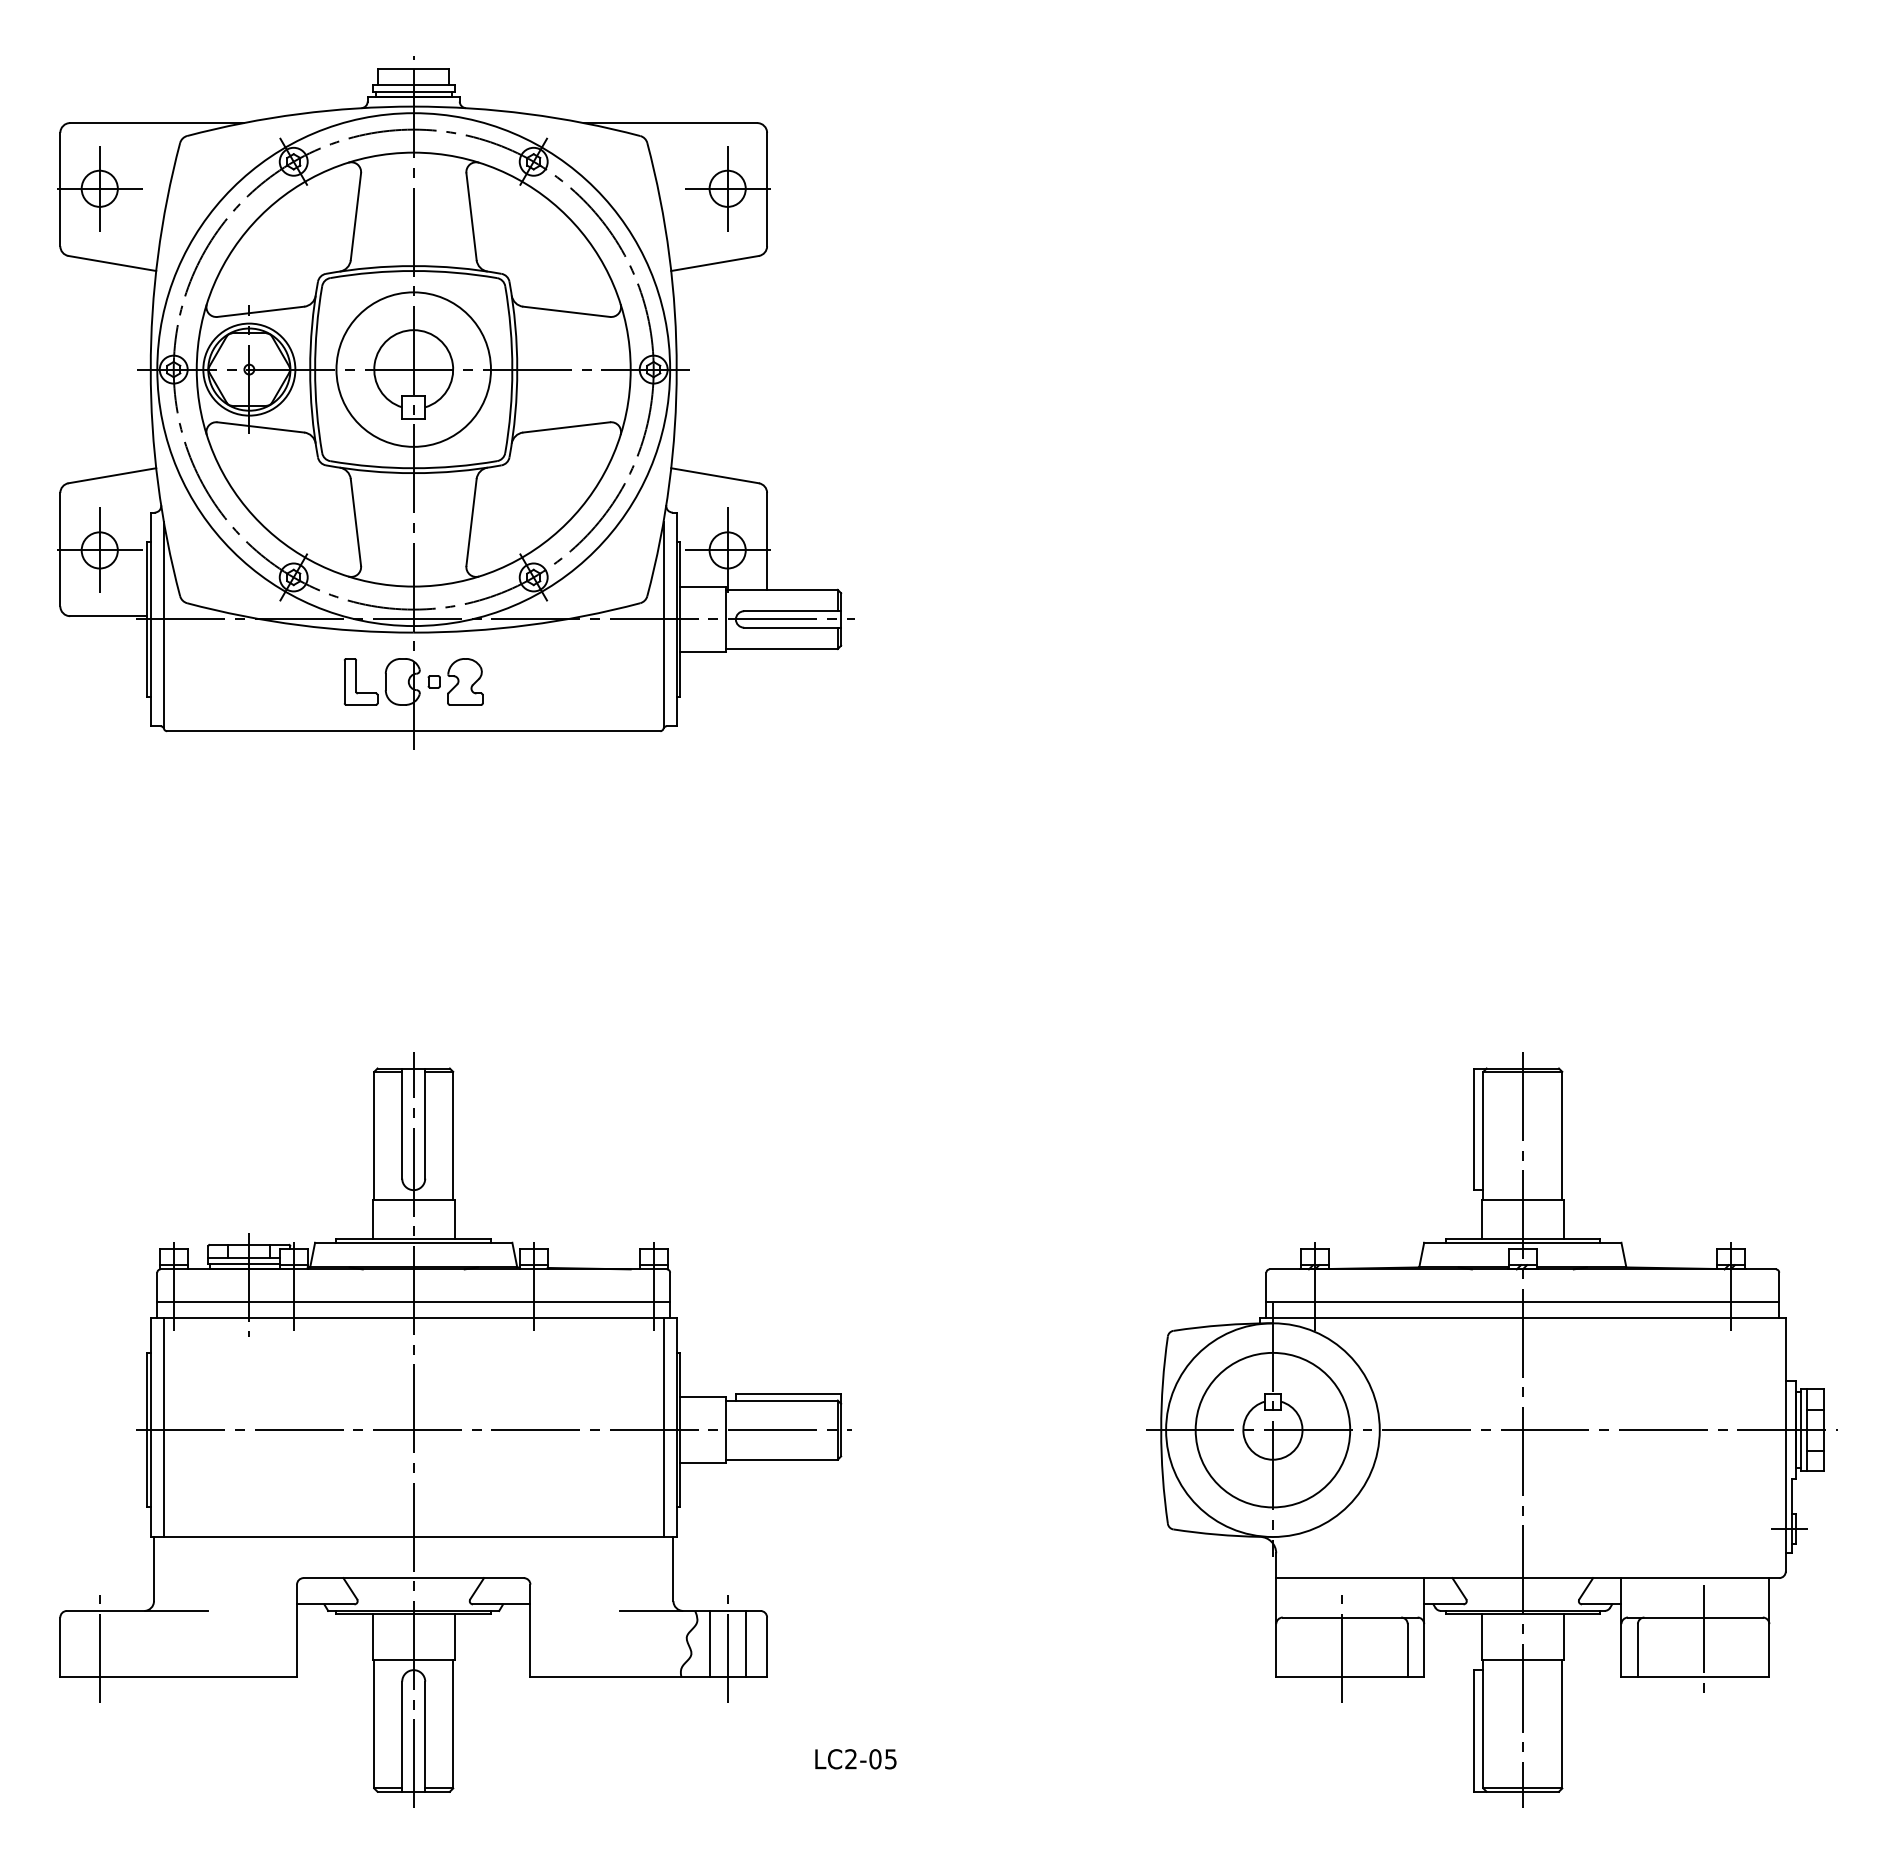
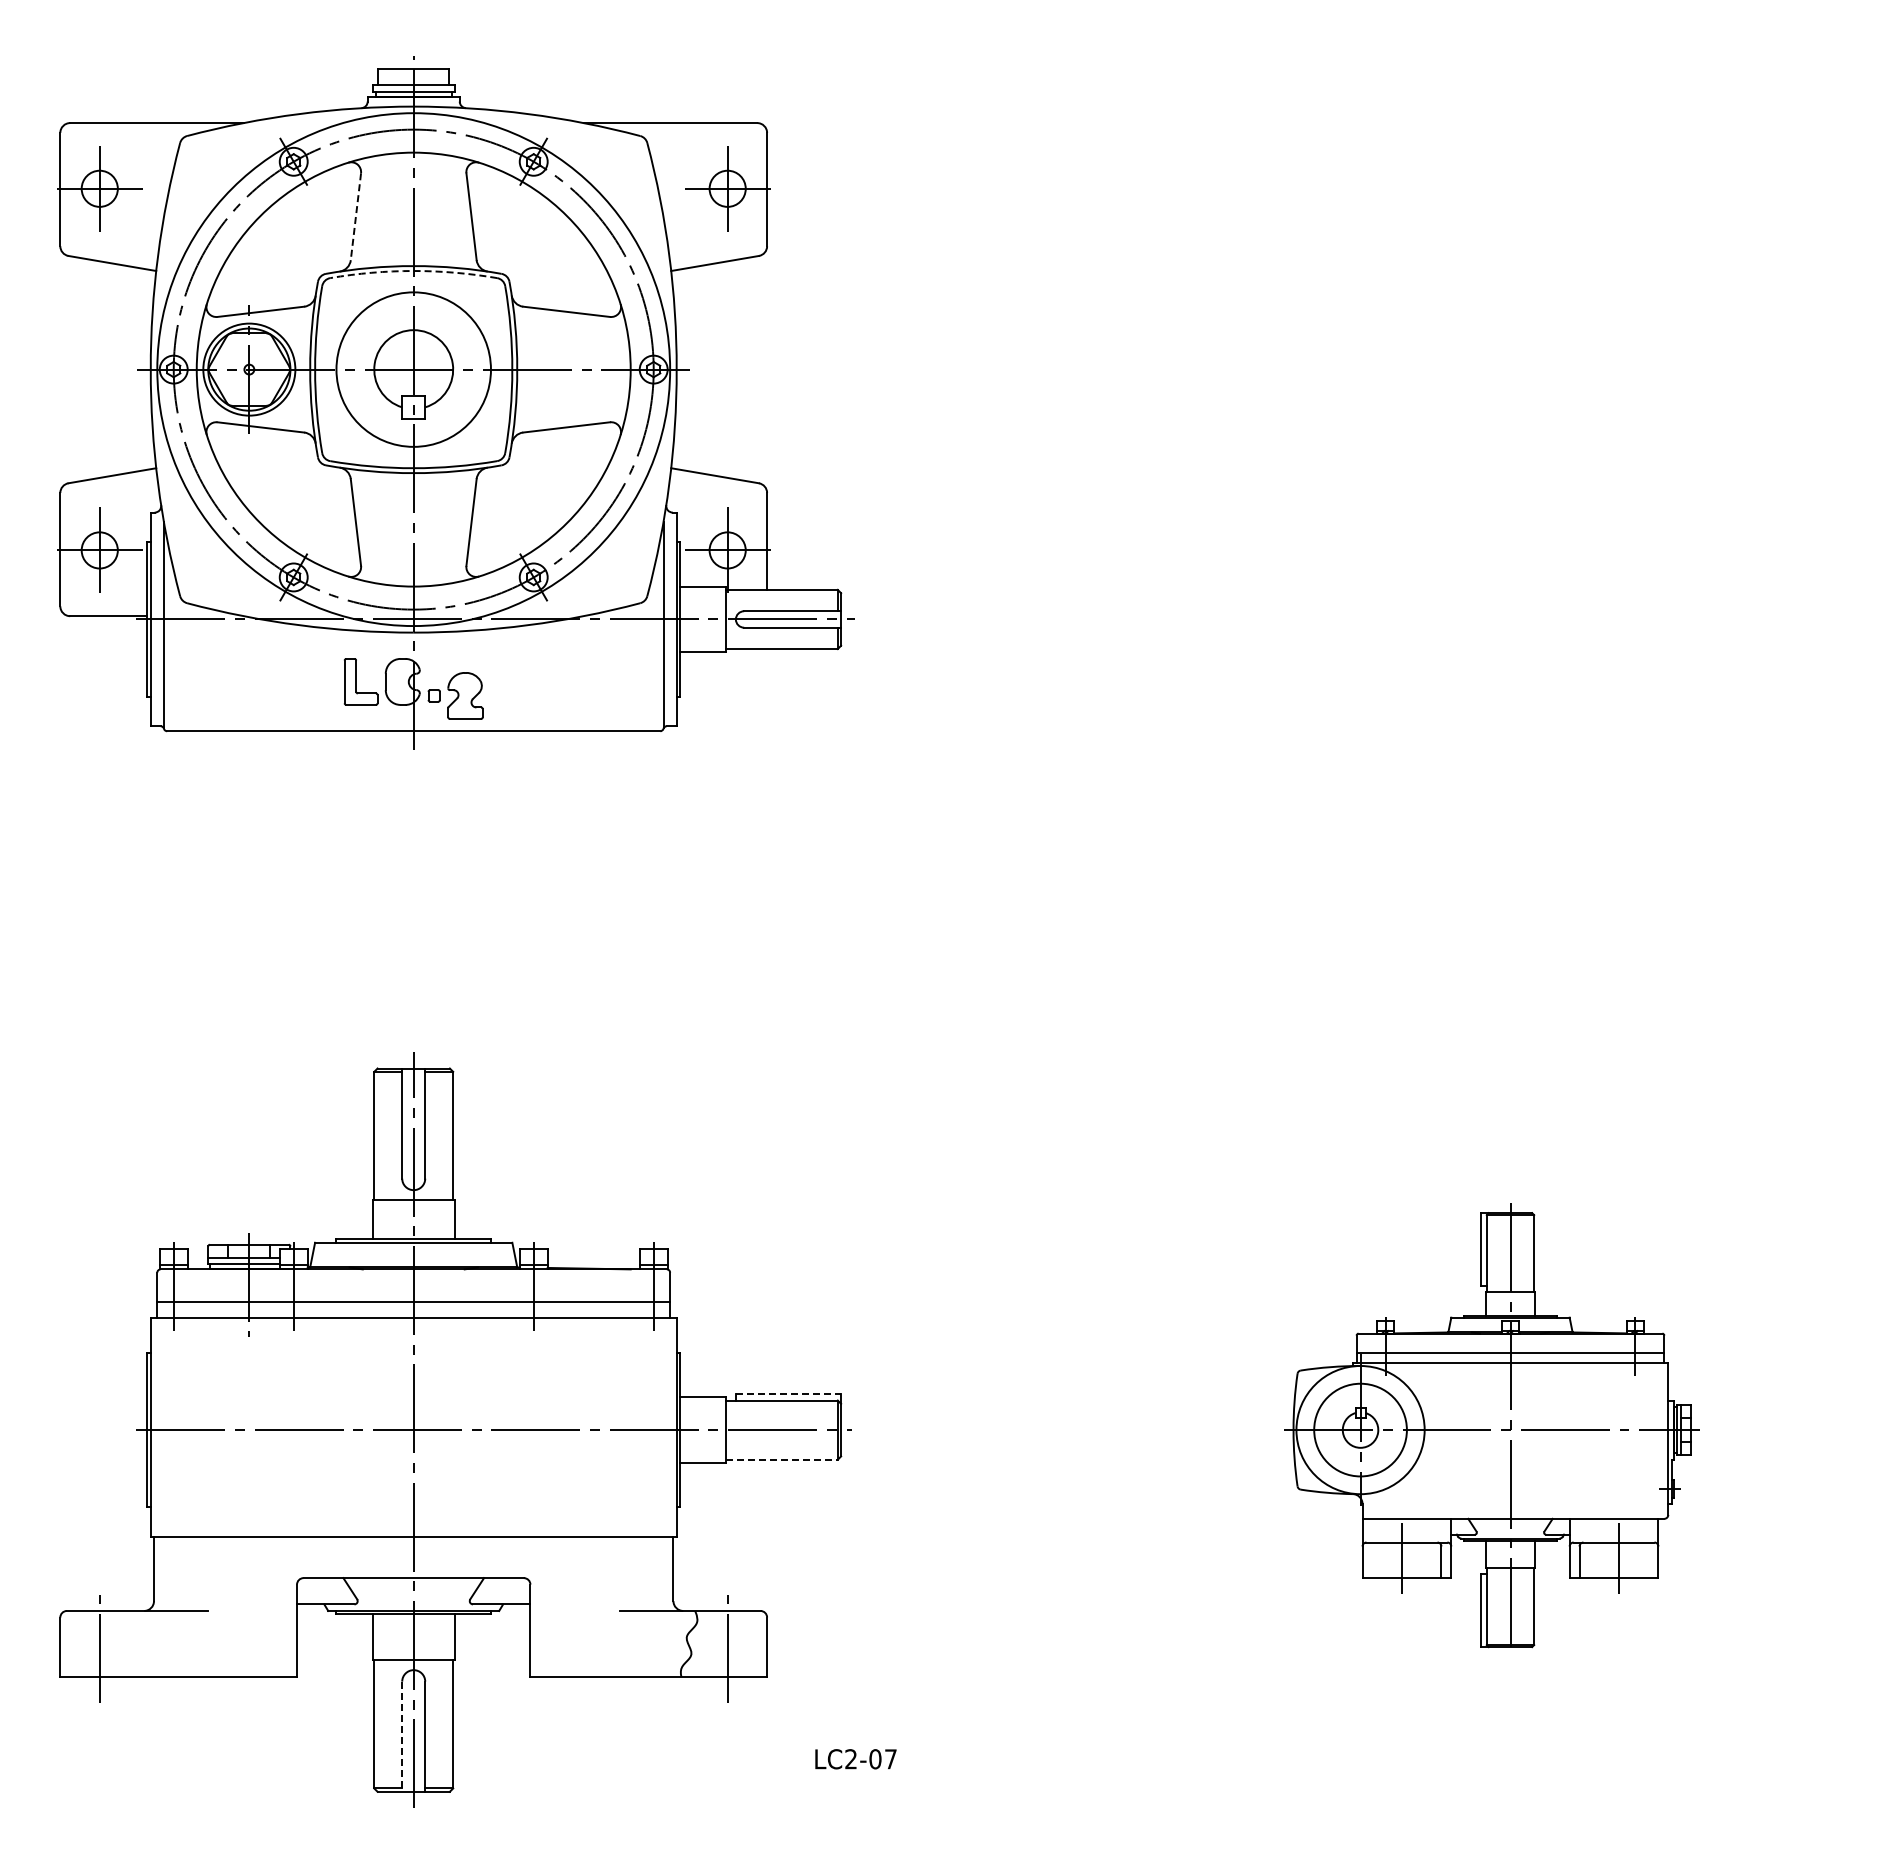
line: solid -> dashed (355, 216)
arc: solid -> dashed (413, 271)
part position: (455, 681) -> (455, 695) (455, 695)
line: solid -> dashed (788, 1394)
line: present -> none (163, 1427)
line: present -> none (663, 1427)
part size: 692x756 px -> 416x446 px (1491, 1425)
line: solid -> dashed (781, 1459)
line: present -> none (709, 1643)
line: present -> none (745, 1643)
line: solid -> dashed (402, 1737)
text: LC2-05 -> LC2-07 (890, 1759)
